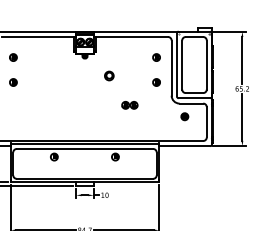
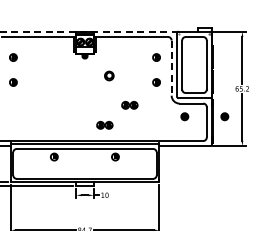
line: solid -> dashed (88, 31)
line: solid -> dashed (171, 68)
part: none -> present (224, 116)
part: none -> present (104, 125)
